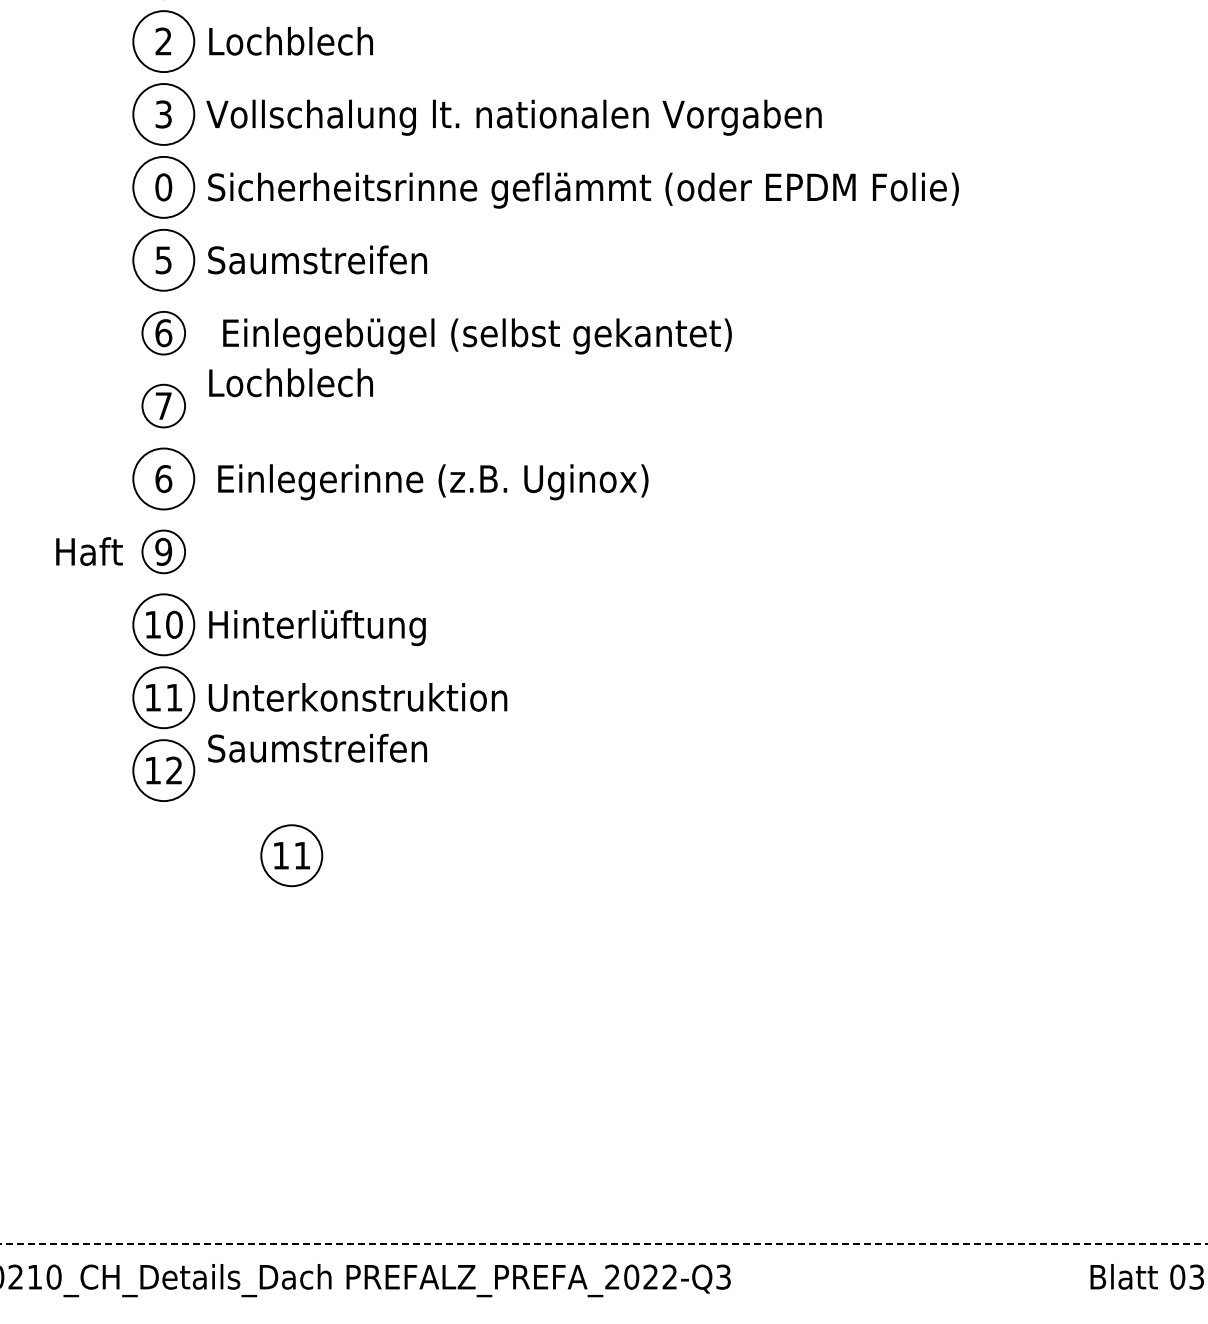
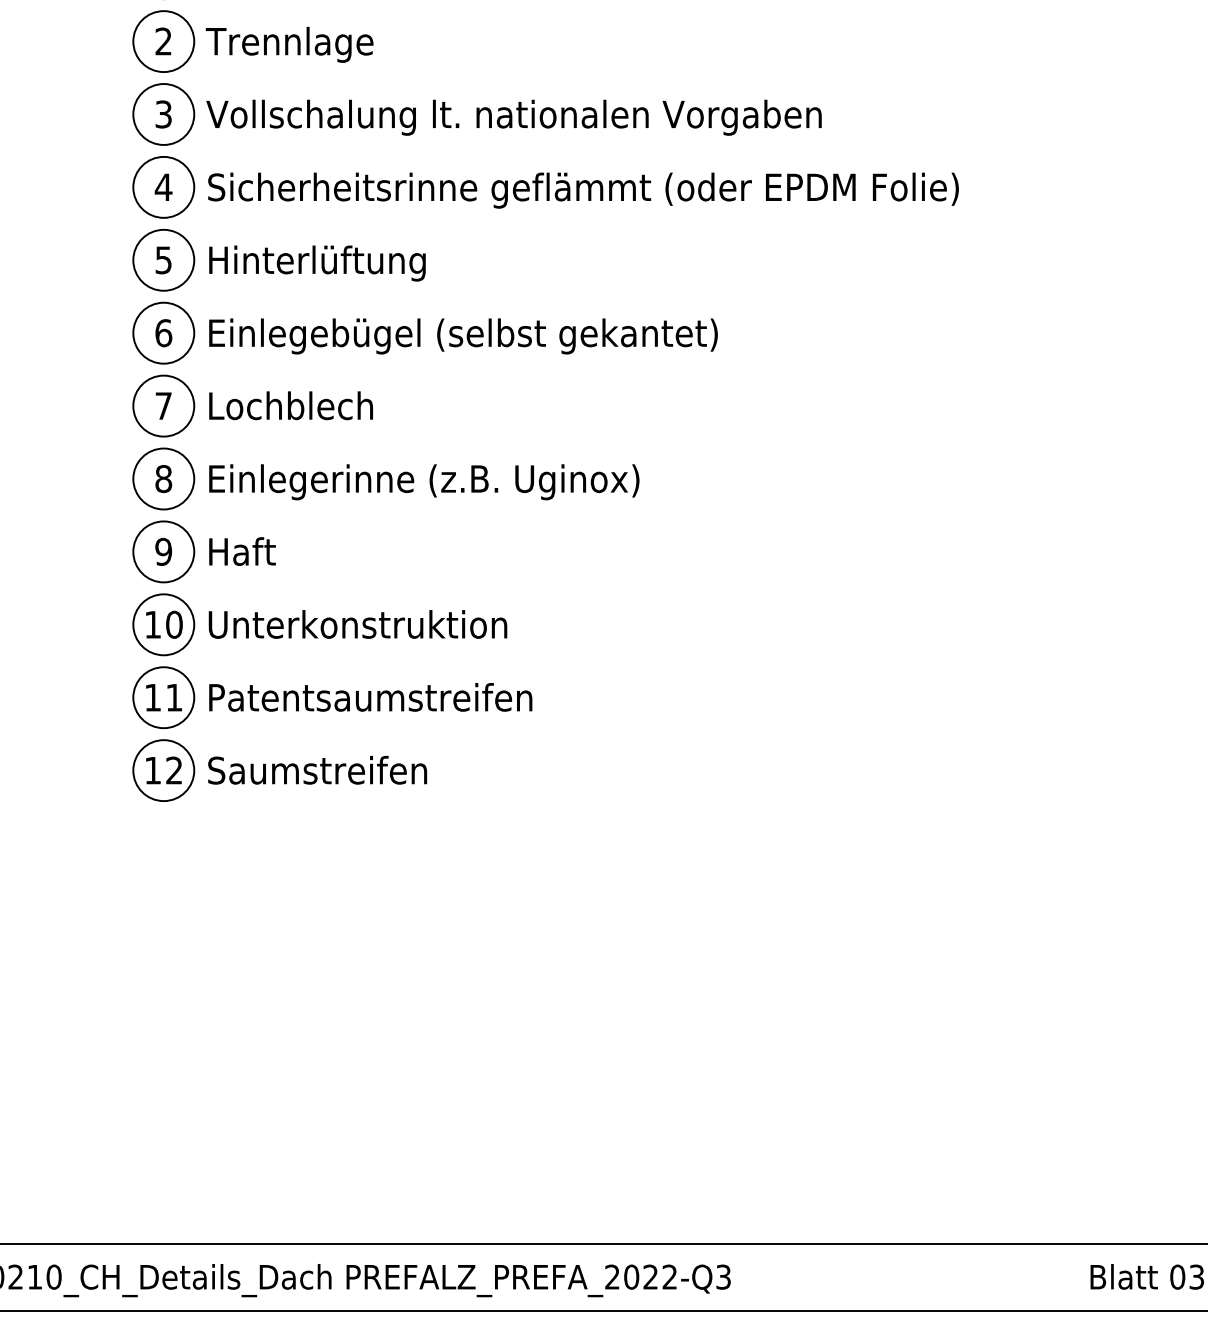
text: Lochblech -> Trennlage (289, 44)
text: 0 -> 4 (163, 187)
text: Saumstreifen -> Hinterlüftung (317, 263)
circle diameter: 43 px -> 61 px (163, 332)
text position: (477, 336) -> (463, 336) (463, 336)
text position: (290, 382) -> (290, 405) (290, 405)
circle diameter: 43 px -> 61 px (163, 405)
text: 6 -> 8 (163, 478)
text position: (433, 482) -> (424, 482) (424, 482)
text position: (89, 551) -> (242, 551) (242, 551)
circle diameter: 43 px -> 61 px (163, 551)
text: Hinterlüftung -> Unterkonstruktion (357, 628)
text: Unterkonstruktion -> Patentsaumstreifen (370, 697)
text position: (317, 747) -> (317, 769) (317, 769)
part: present -> none (291, 855)
line: dashed -> solid (603, 1243)
line: none -> present (603, 1310)
